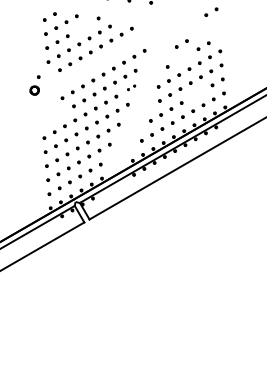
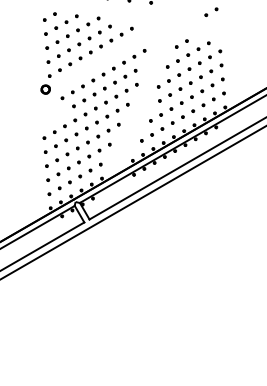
part: none -> present (83, 27)
part: none -> present (183, 57)
part position: (34, 85) -> (45, 84) (45, 84)
part size: 10x8 px -> 15x10 px (131, 87)
part: none -> present (197, 93)
line: none -> present (132, 202)
